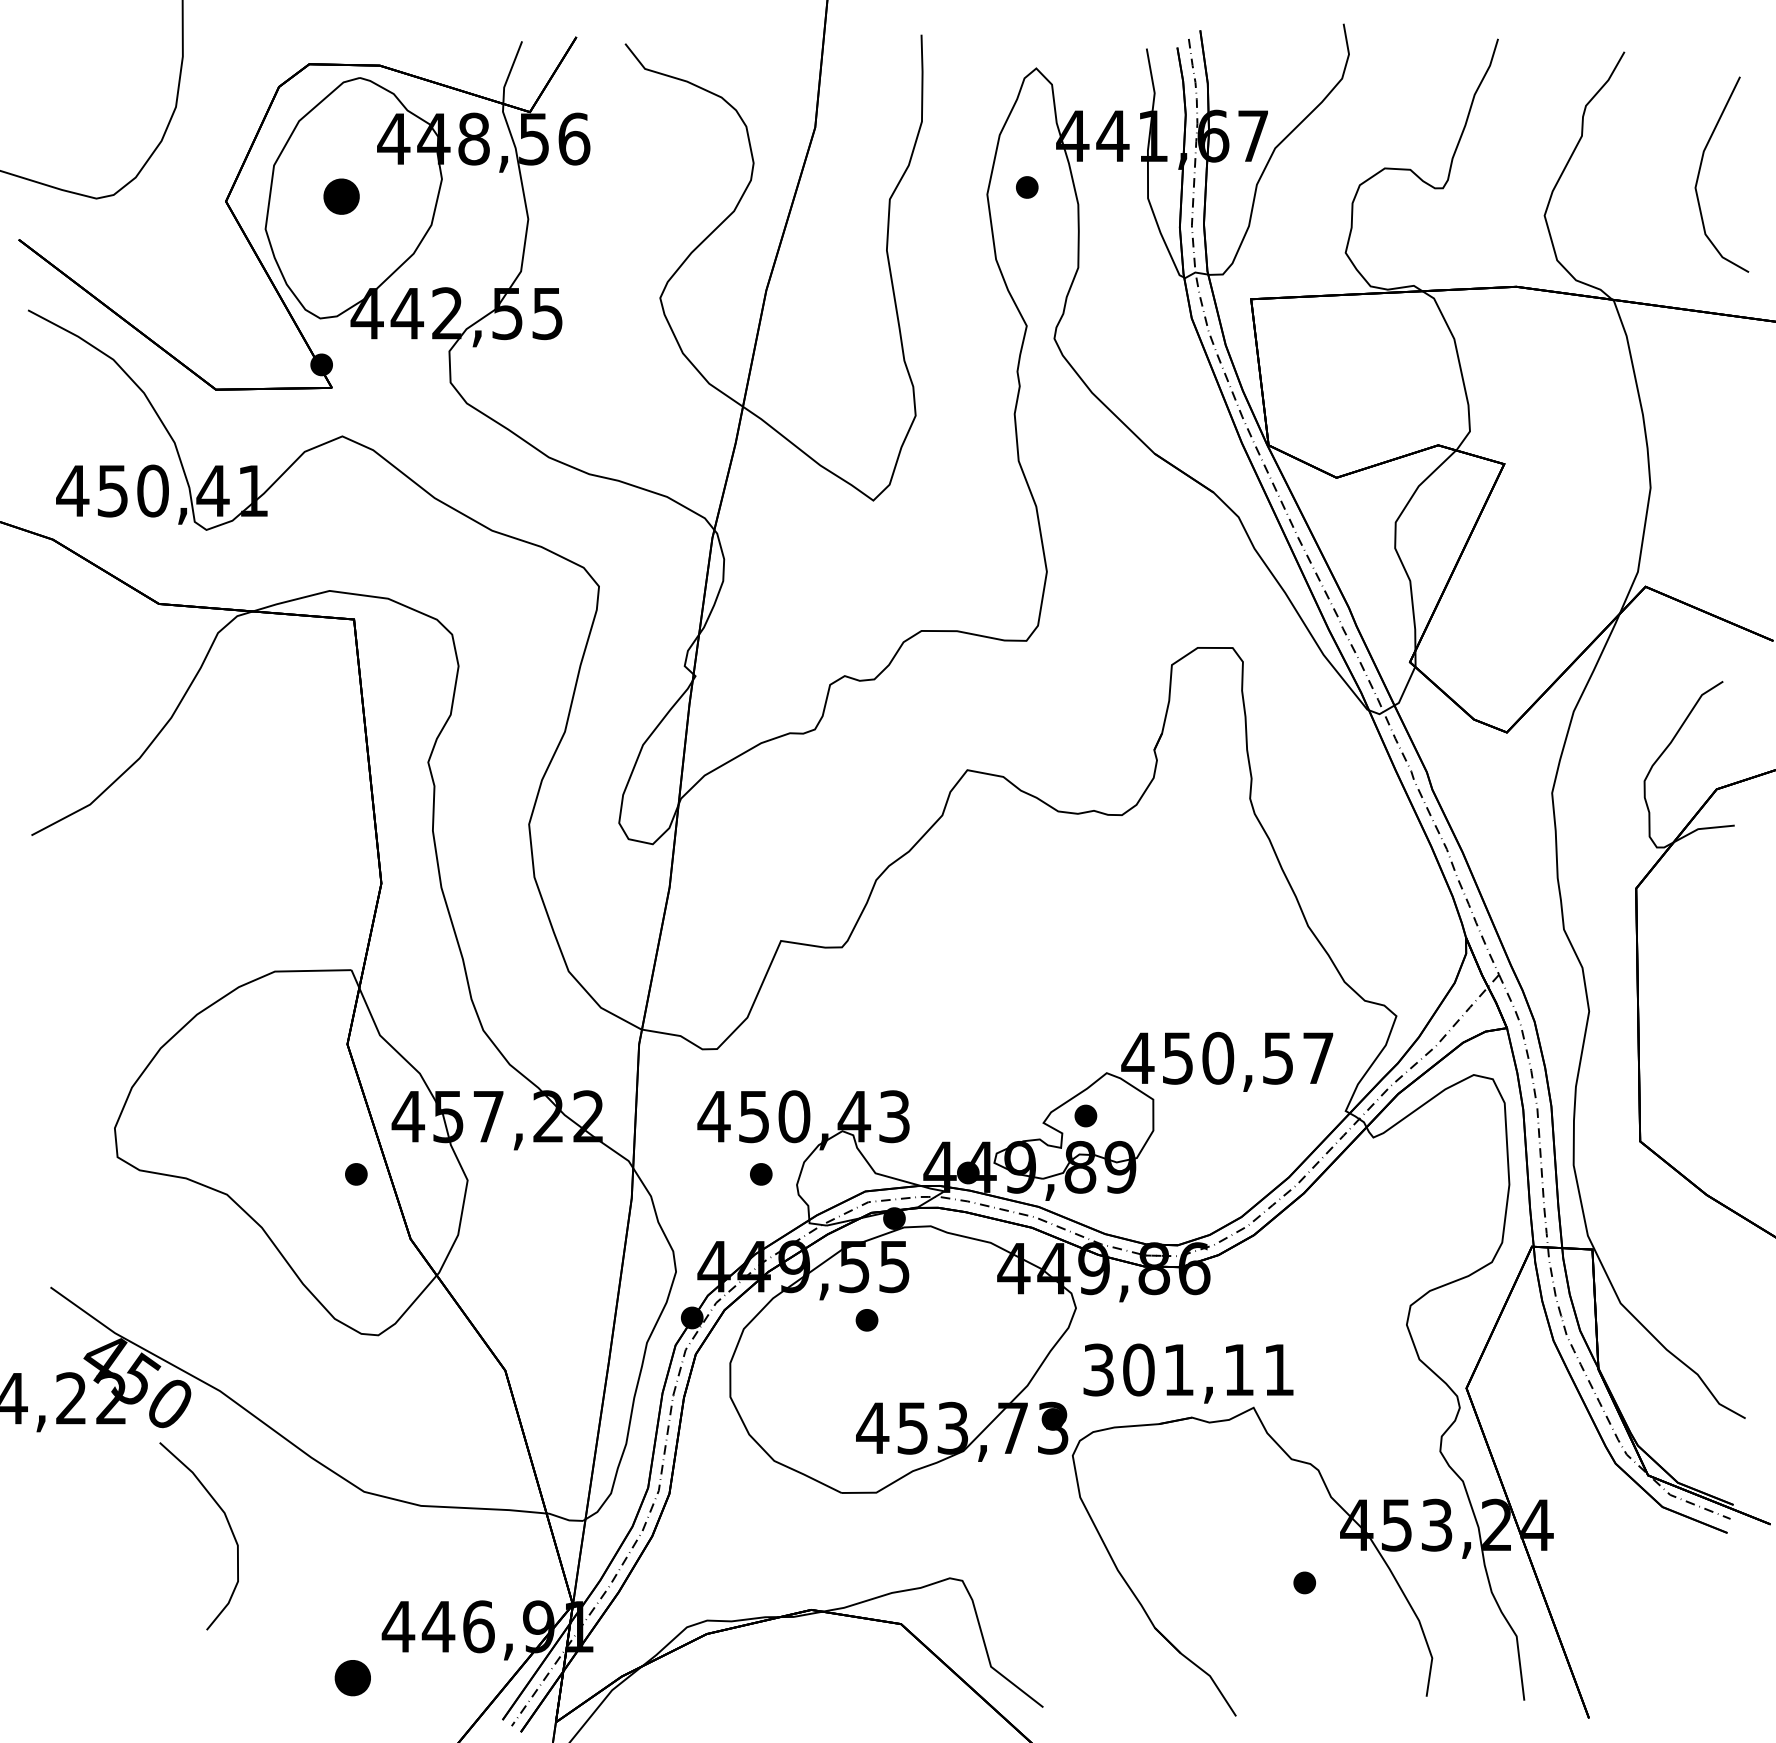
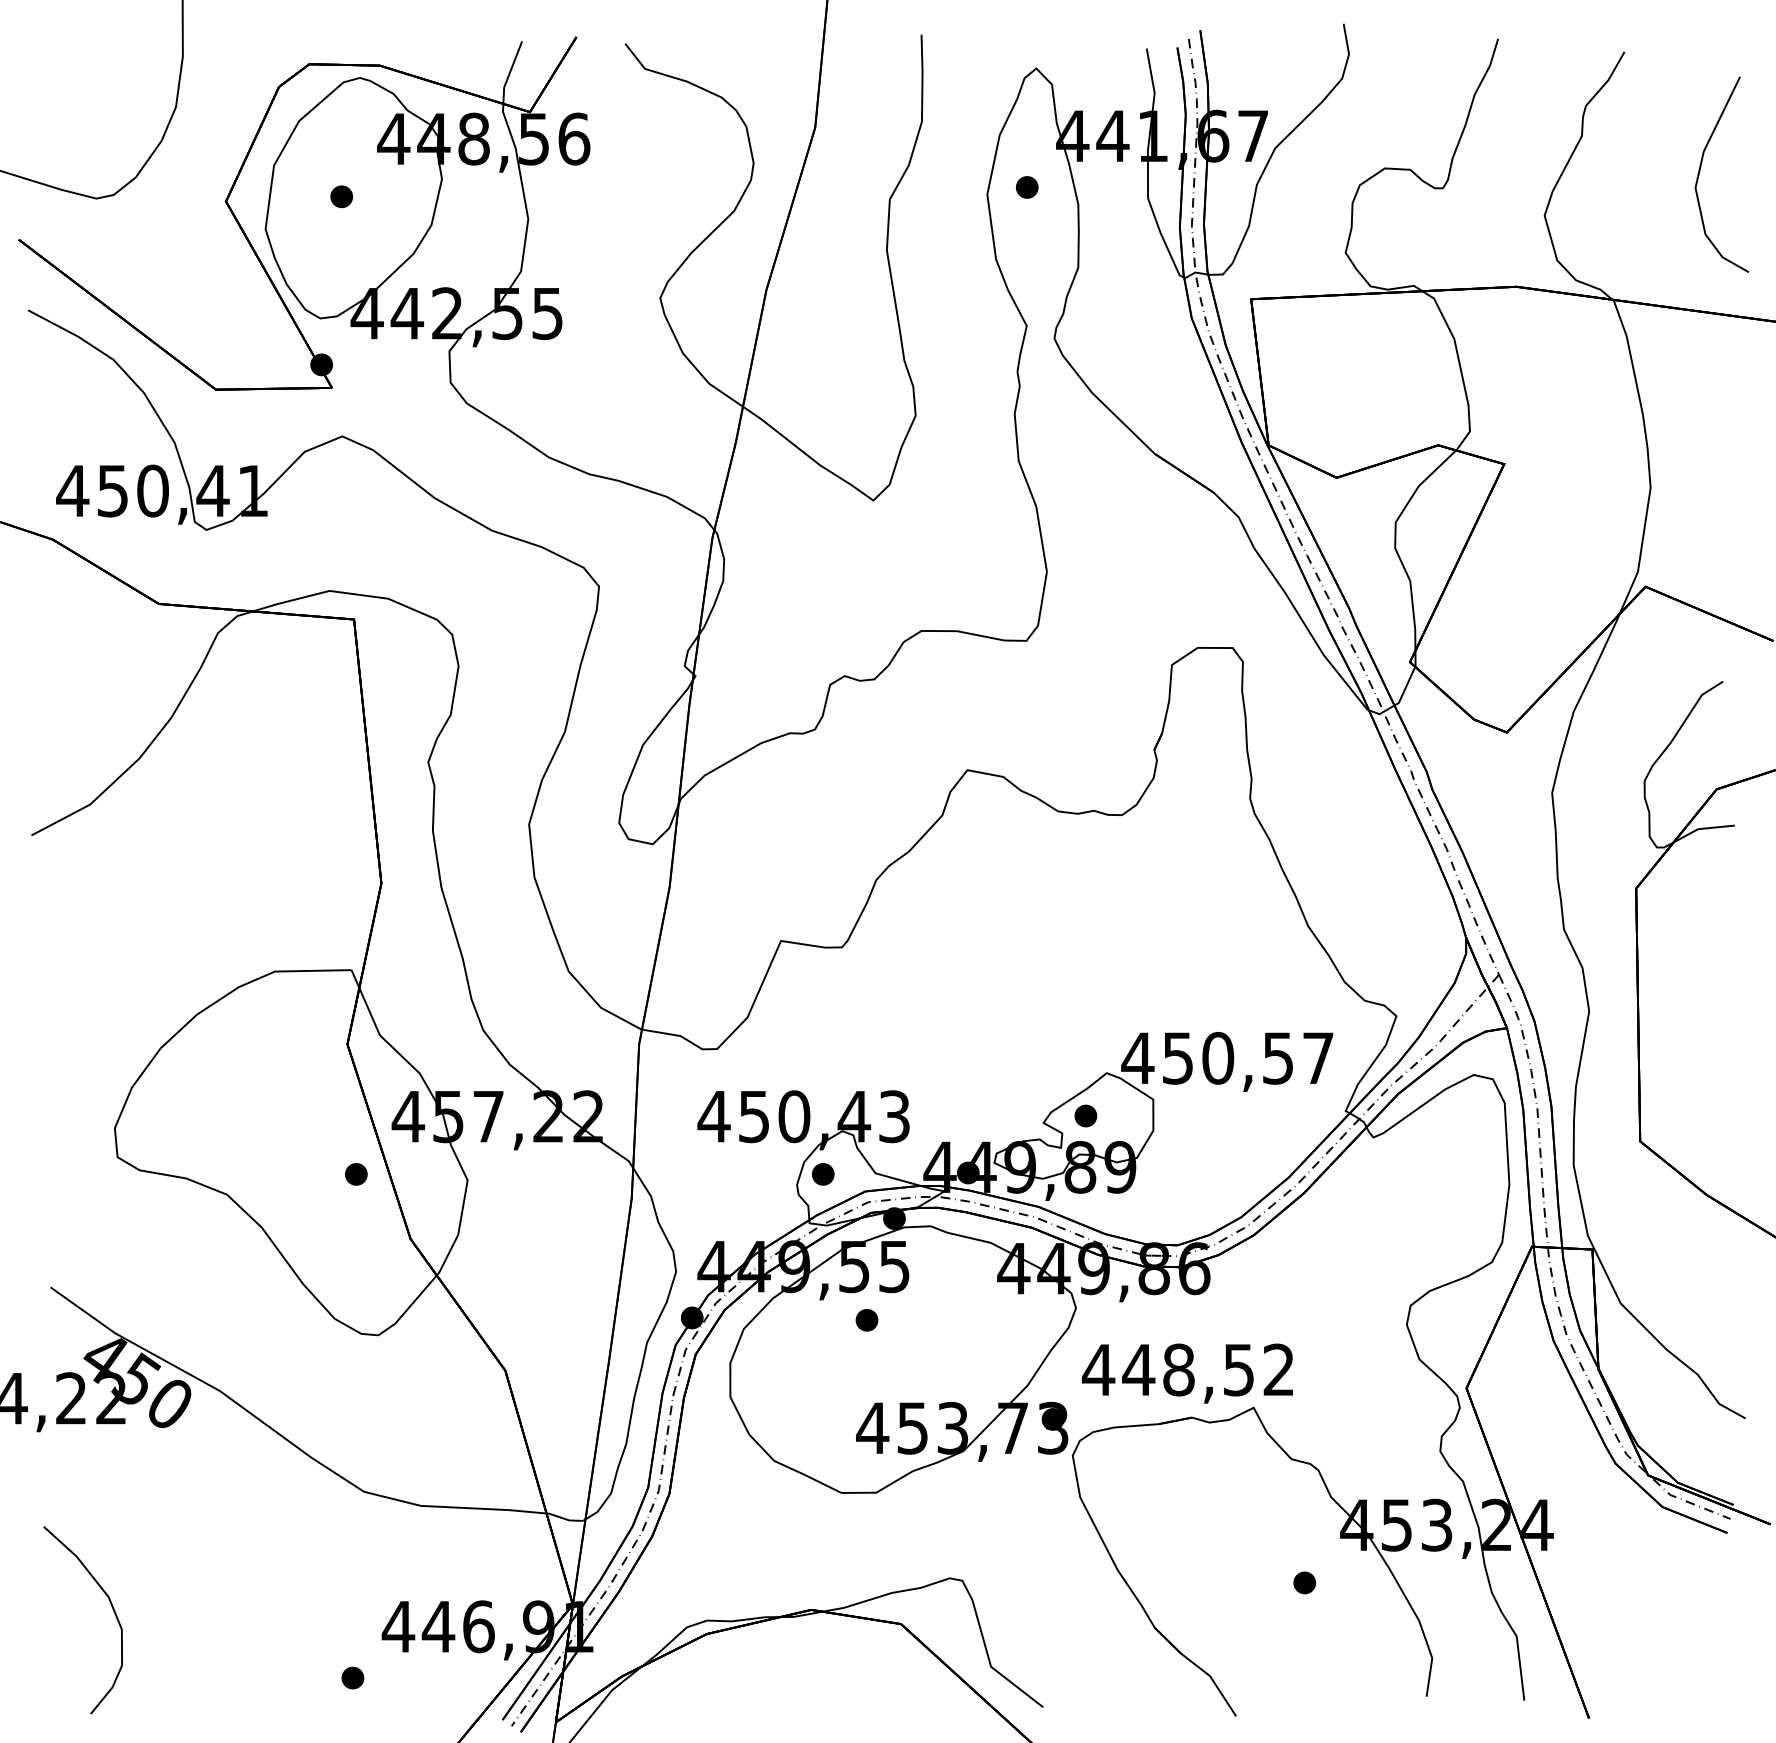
part size: 37x37 px -> 24x24 px (341, 196)
part position: (761, 1174) -> (823, 1174) (823, 1174)
text: 301,11 -> 448,52 (1187, 1369)
curve position: (227, 1523) -> (111, 1607) (111, 1607)
part size: 37x37 px -> 24x24 px (352, 1677)
